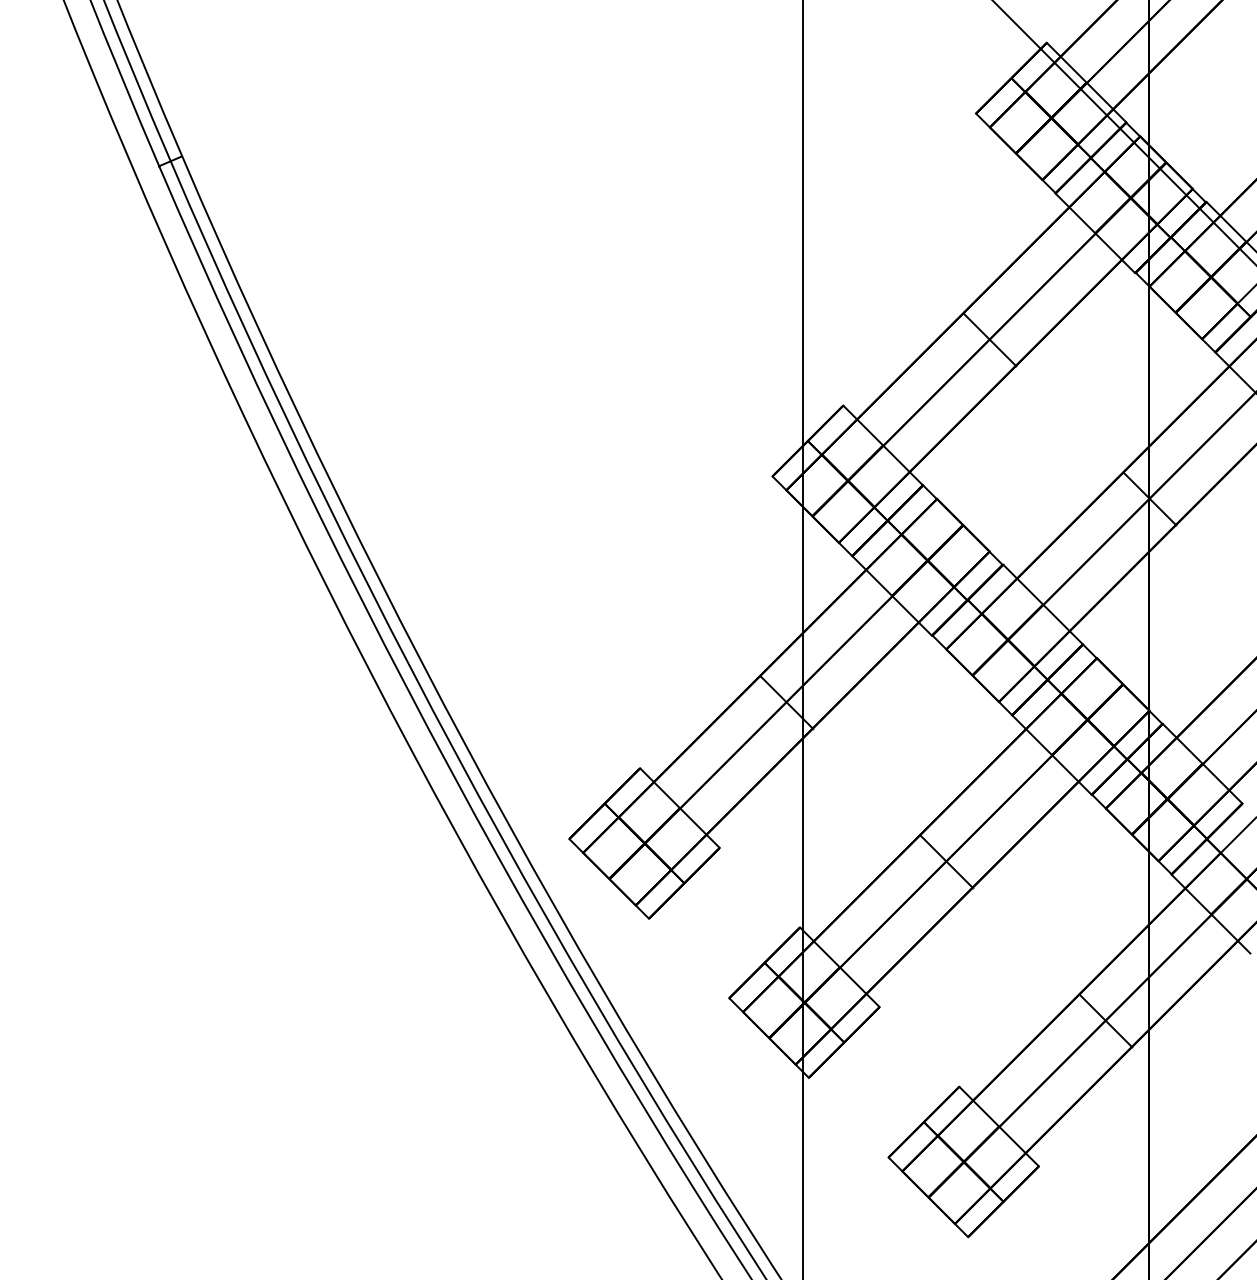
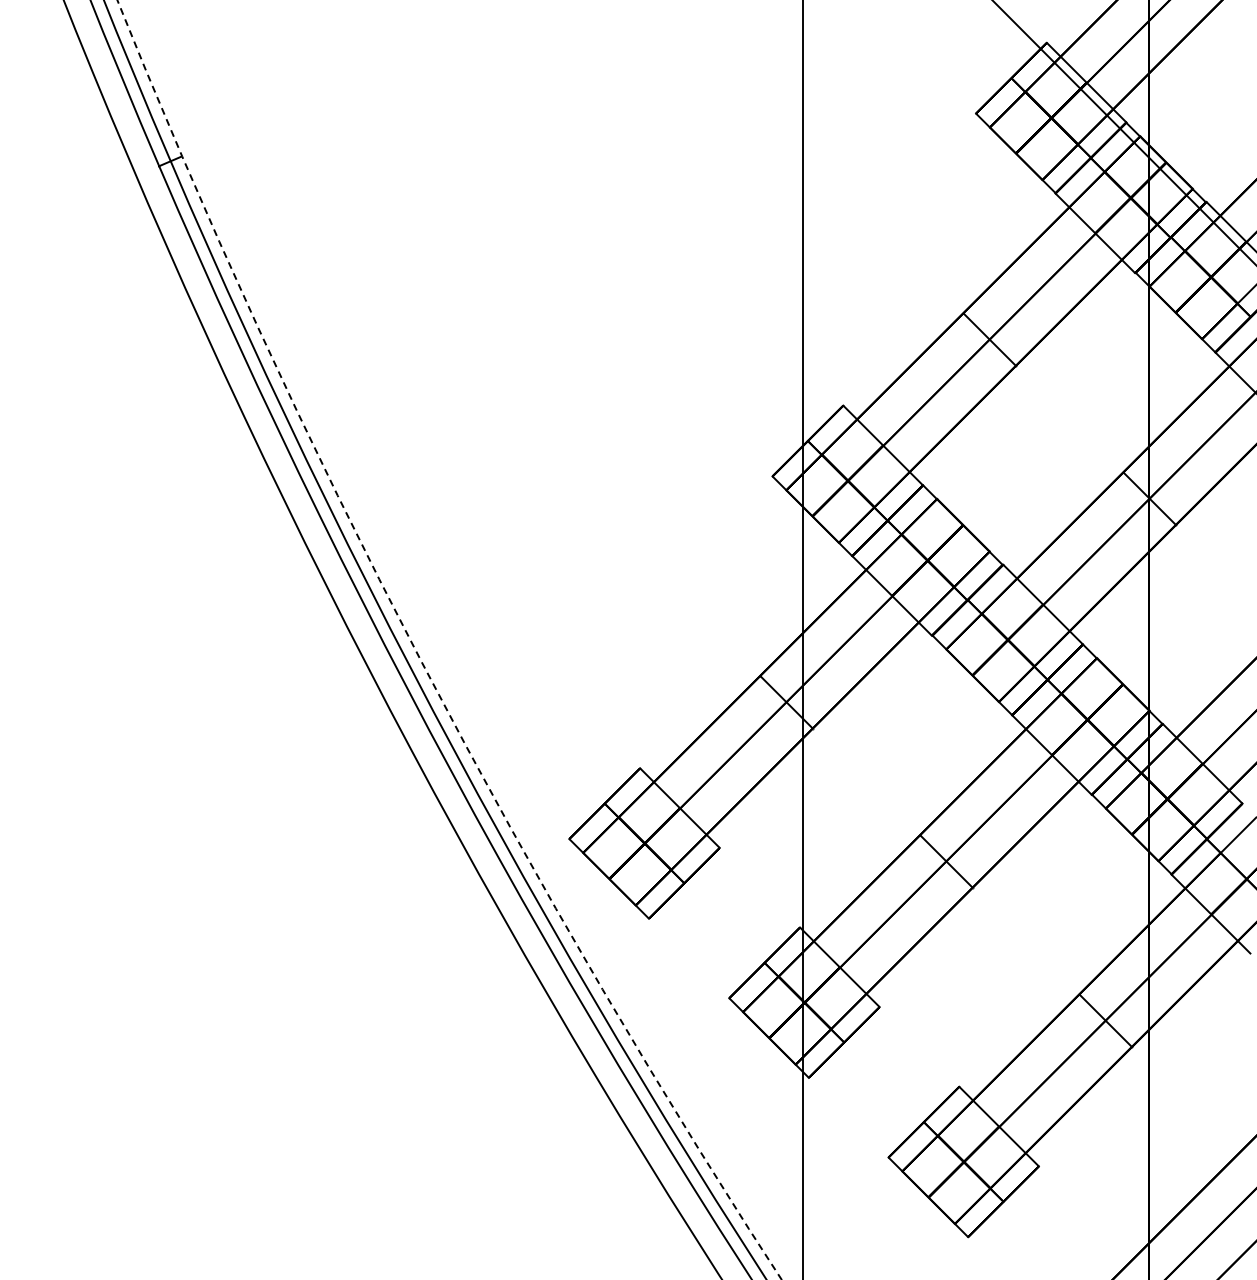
arc: solid -> dashed (418, 656)
